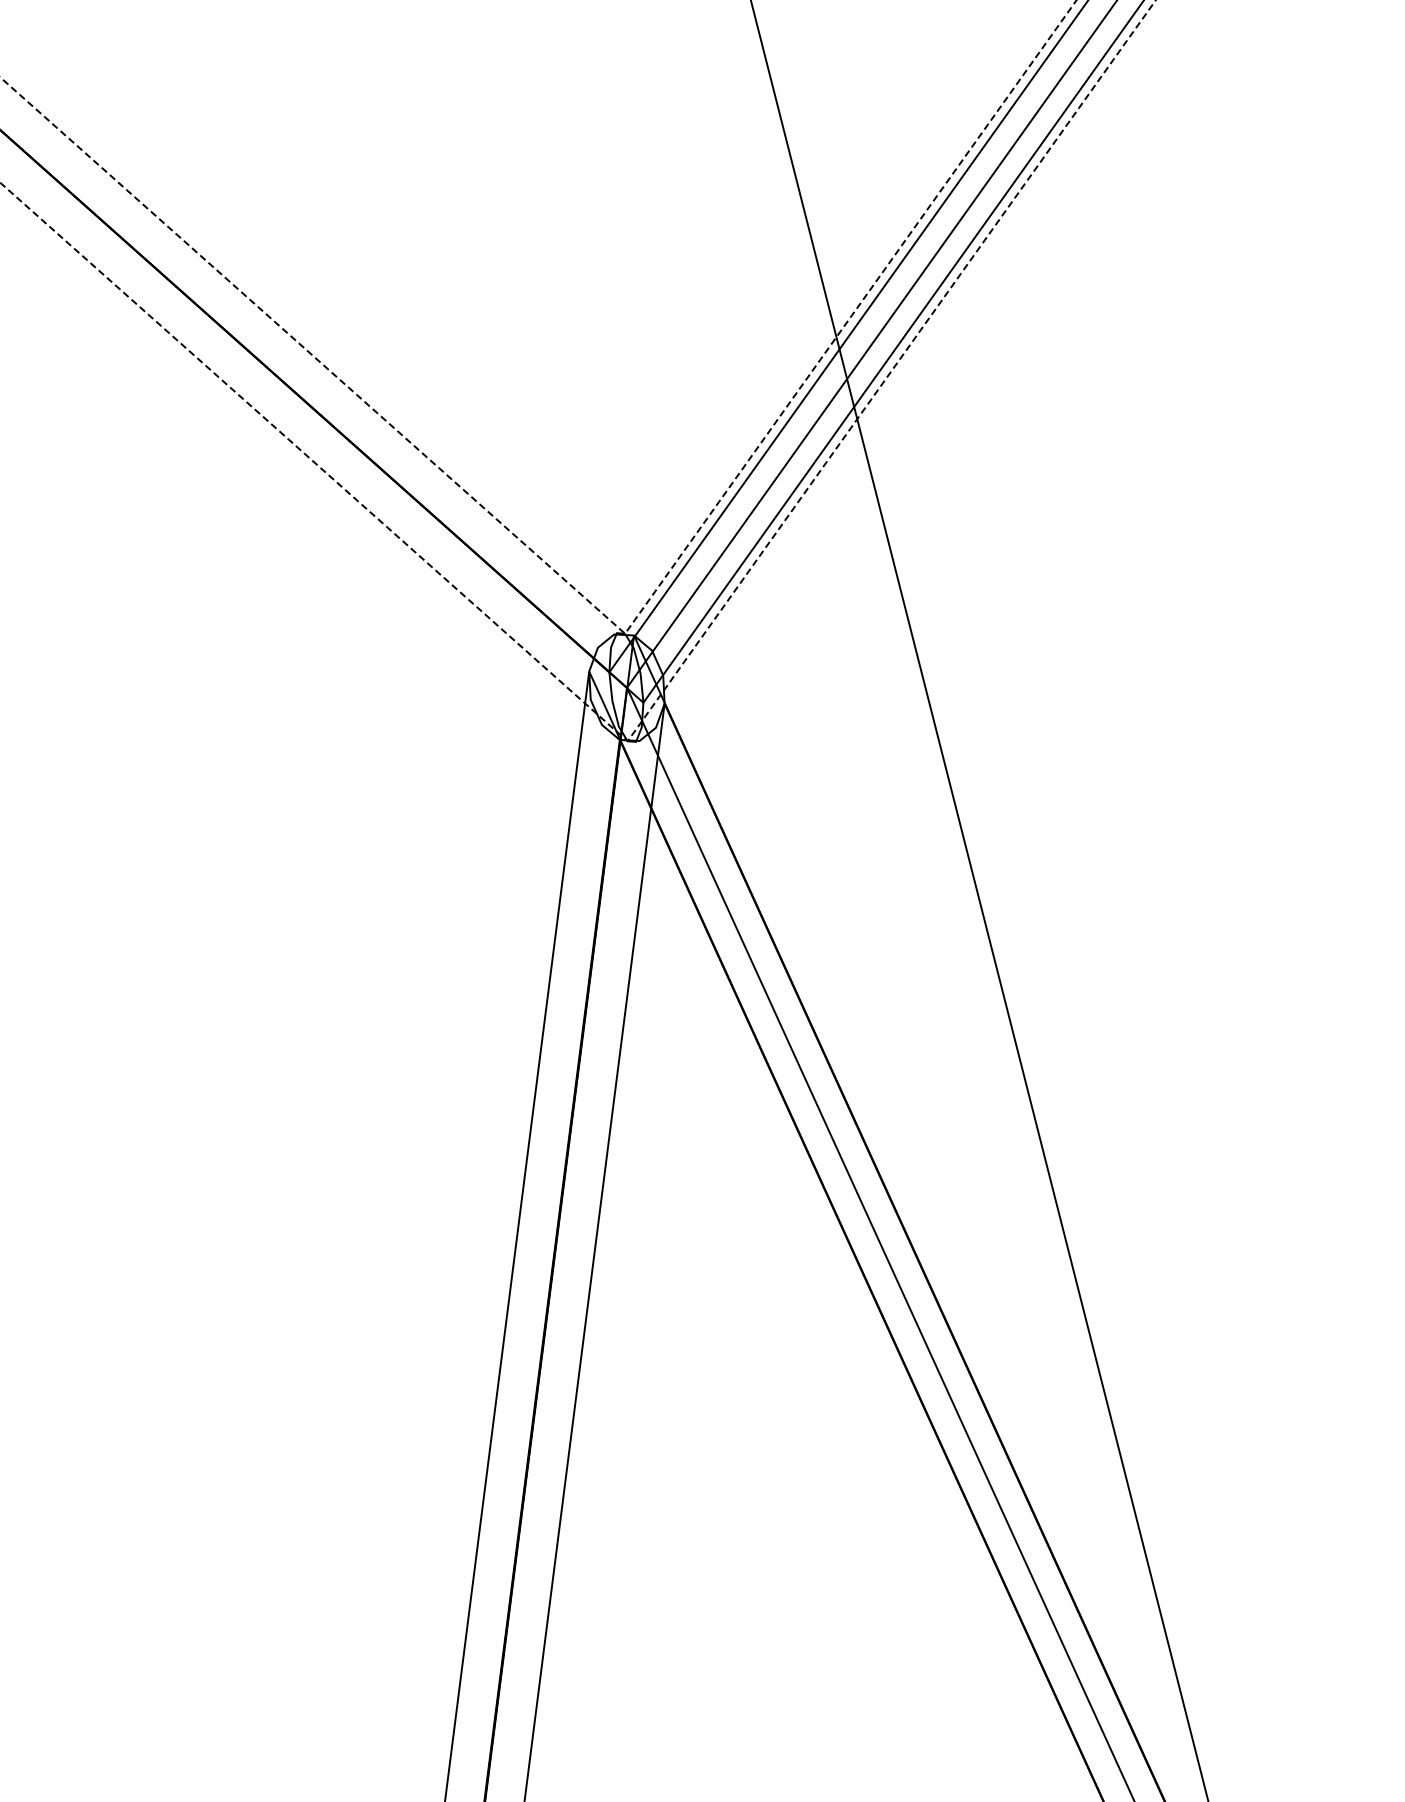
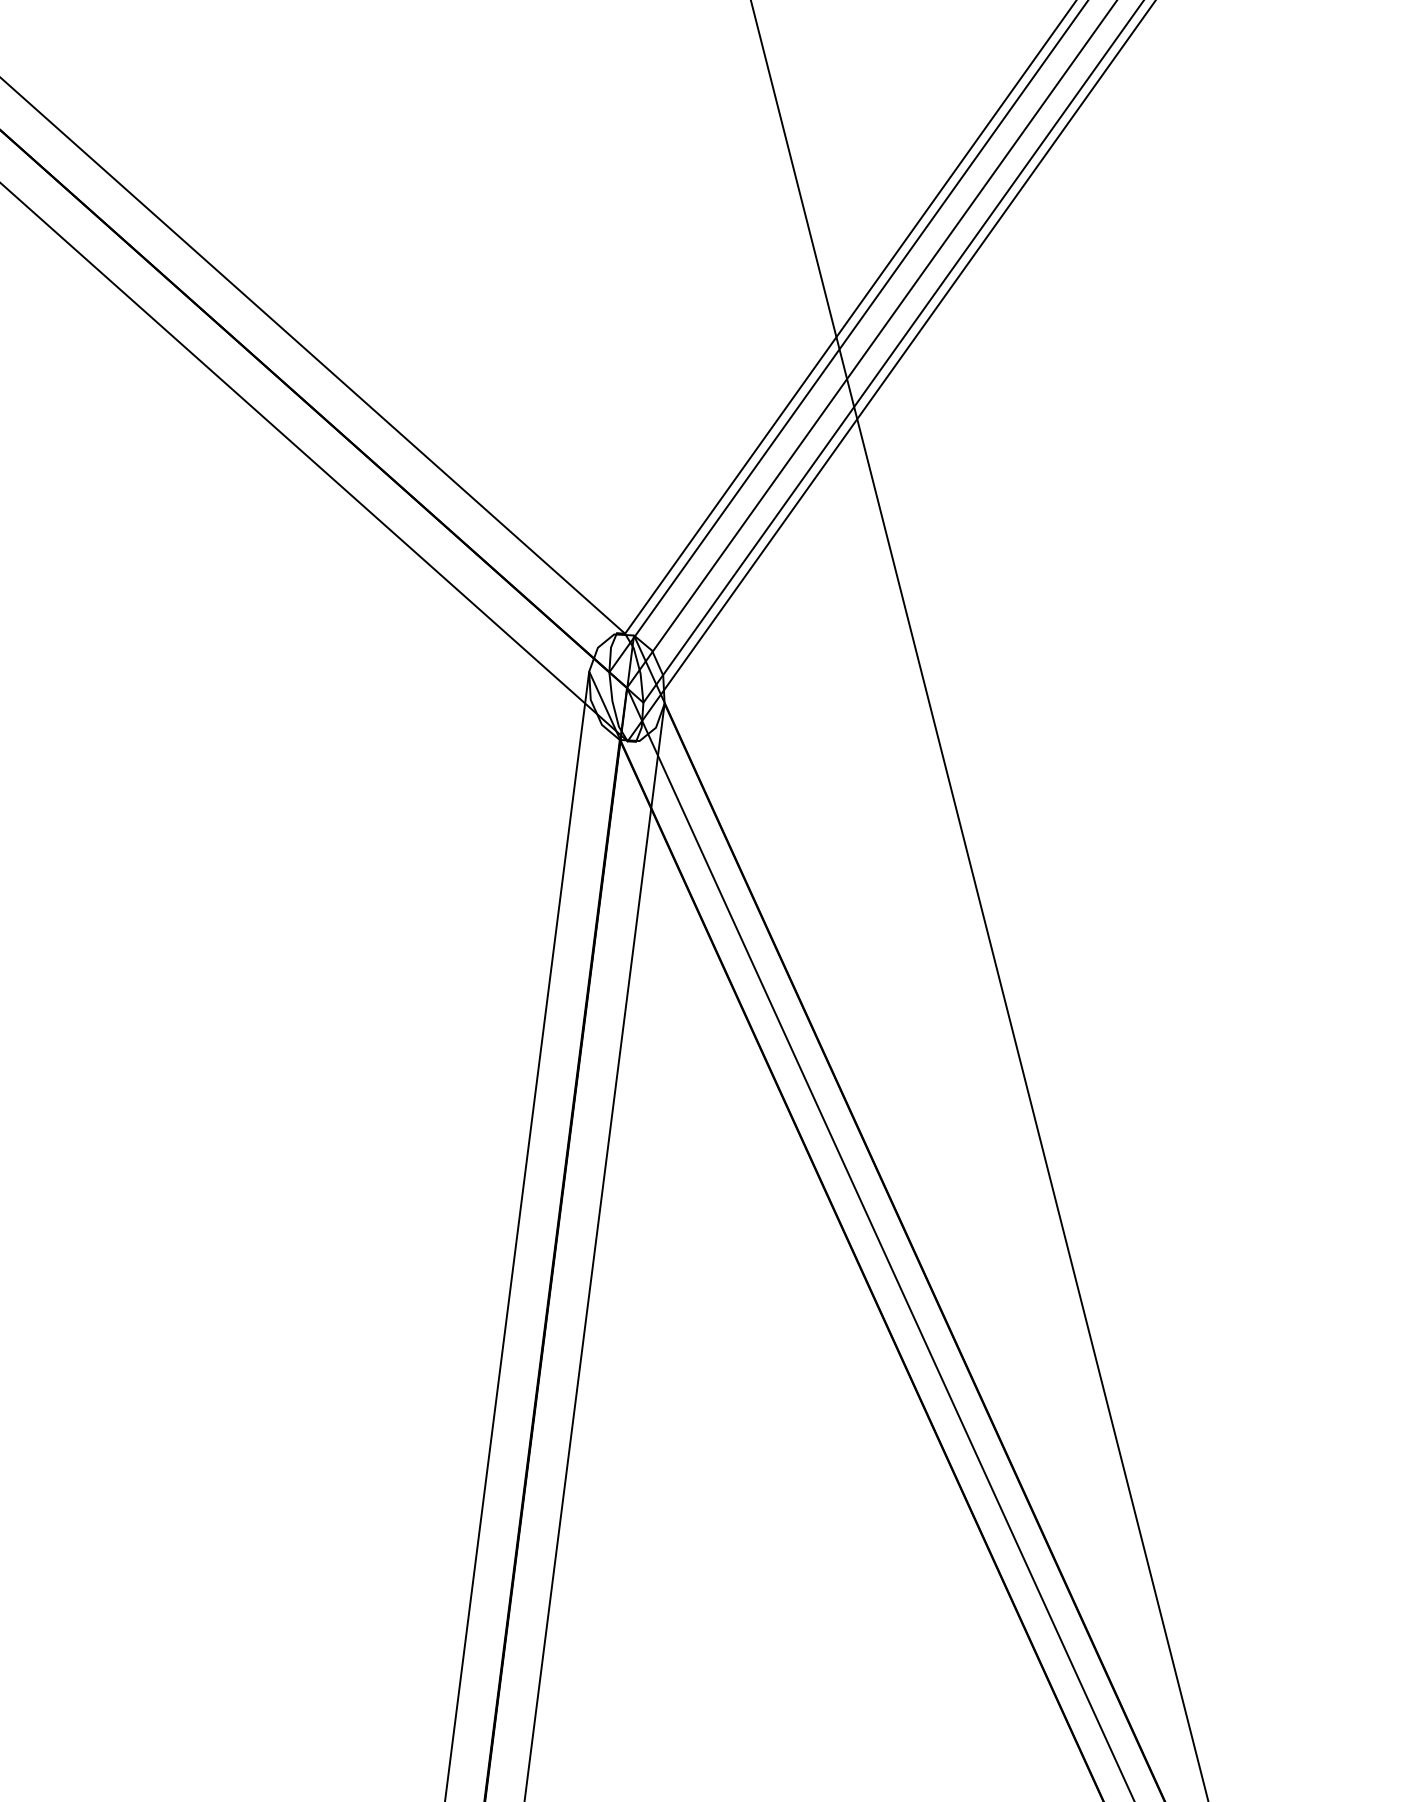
line: dashed -> solid (603, 614)
line: dashed -> solid (647, 713)
